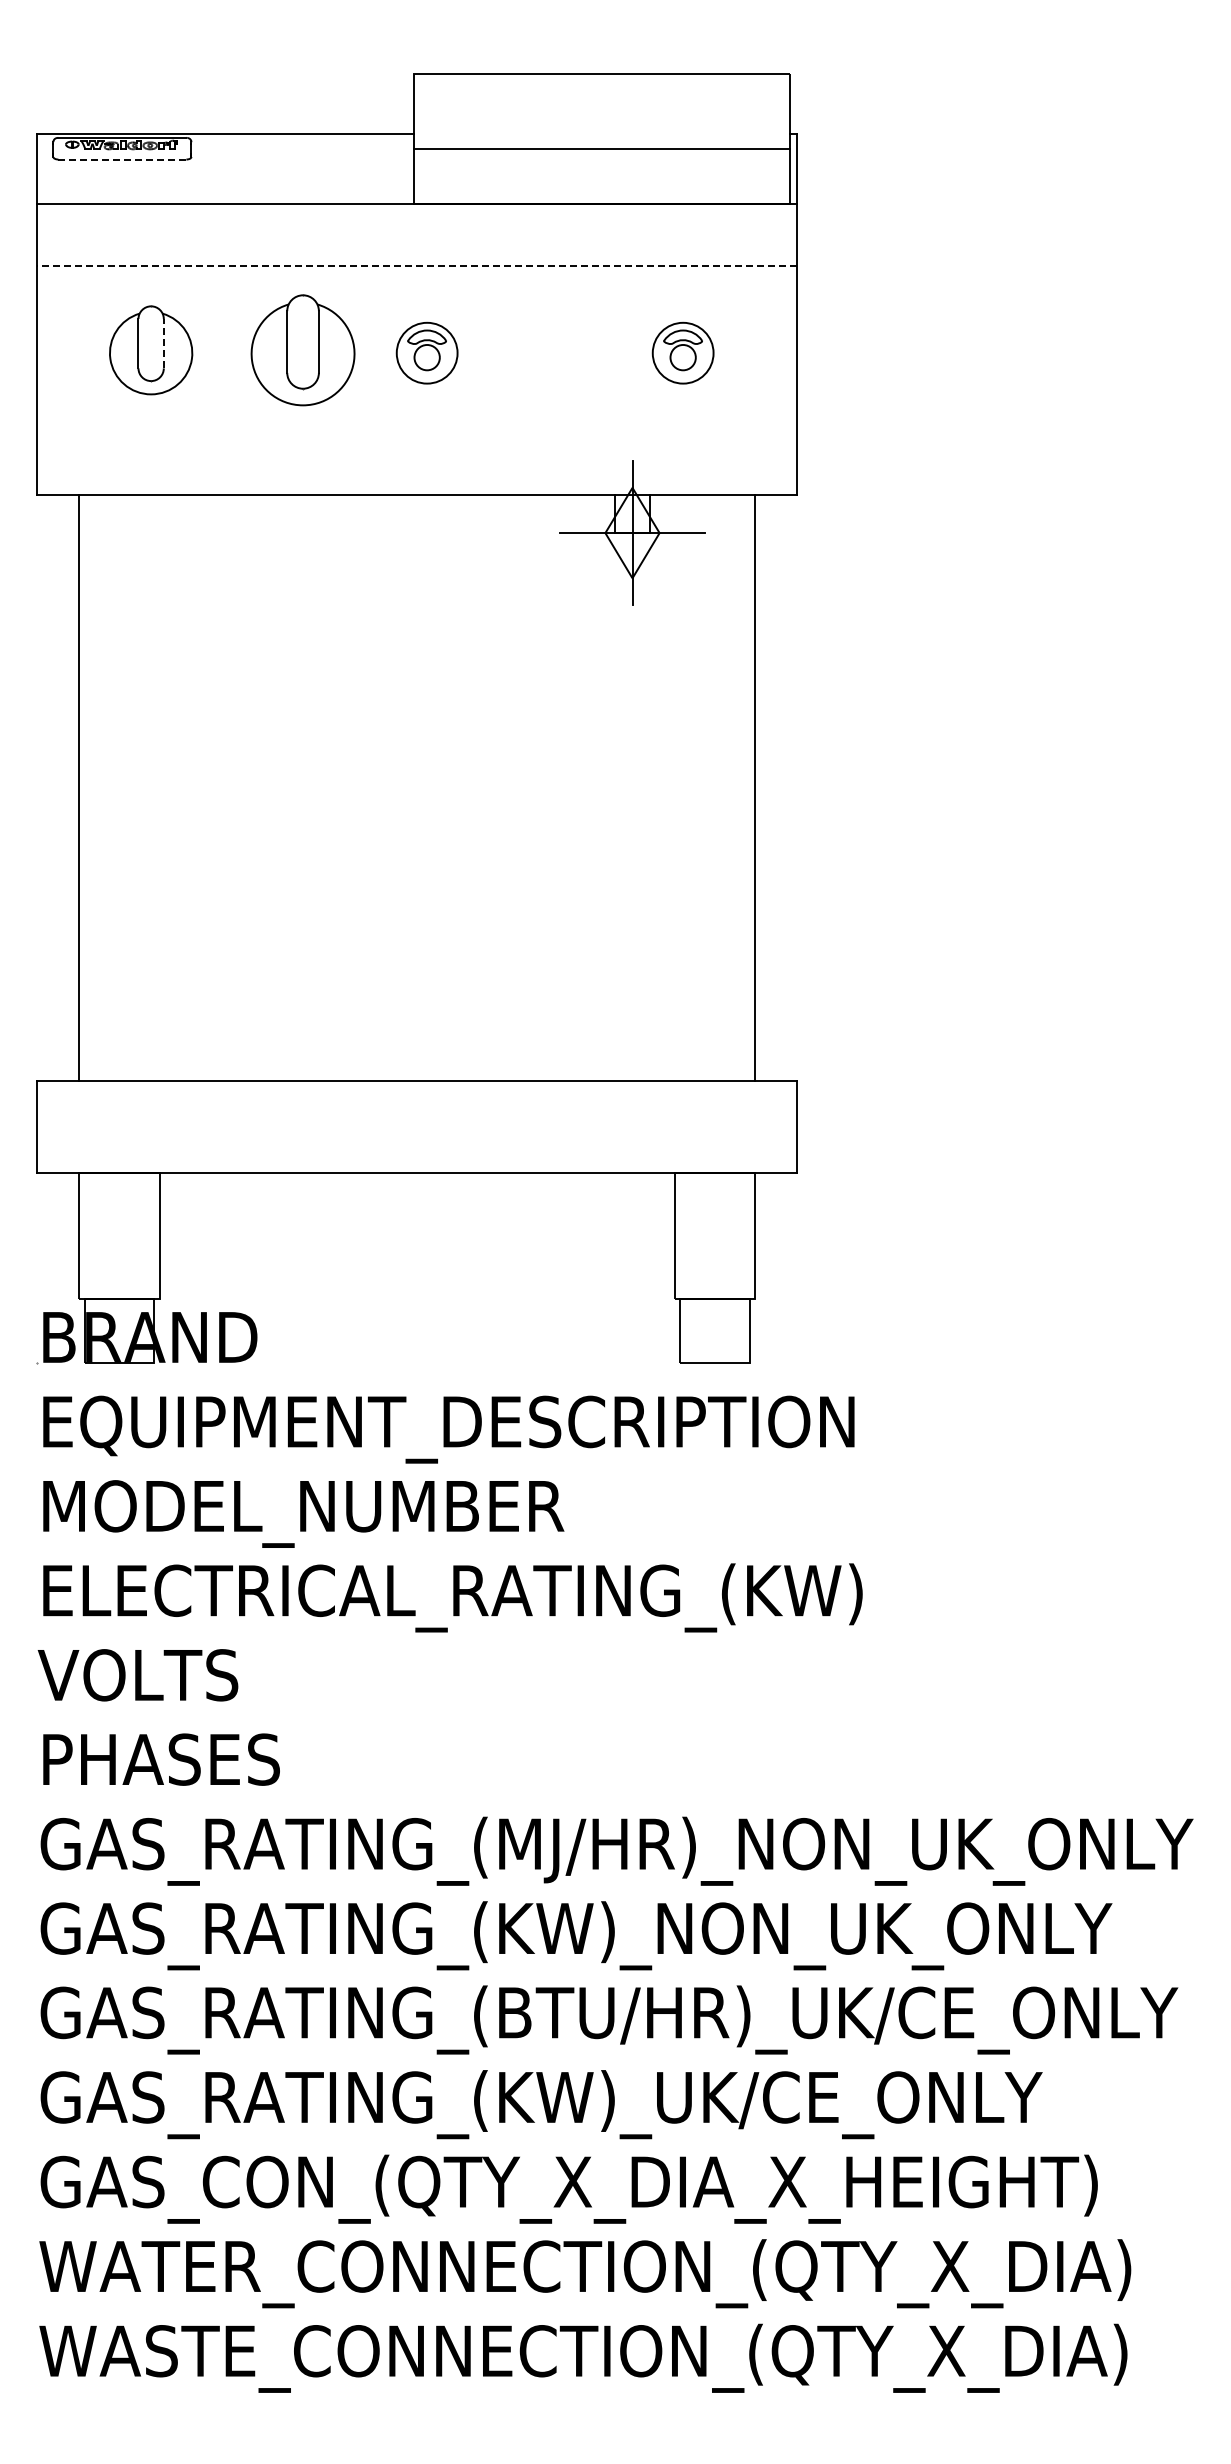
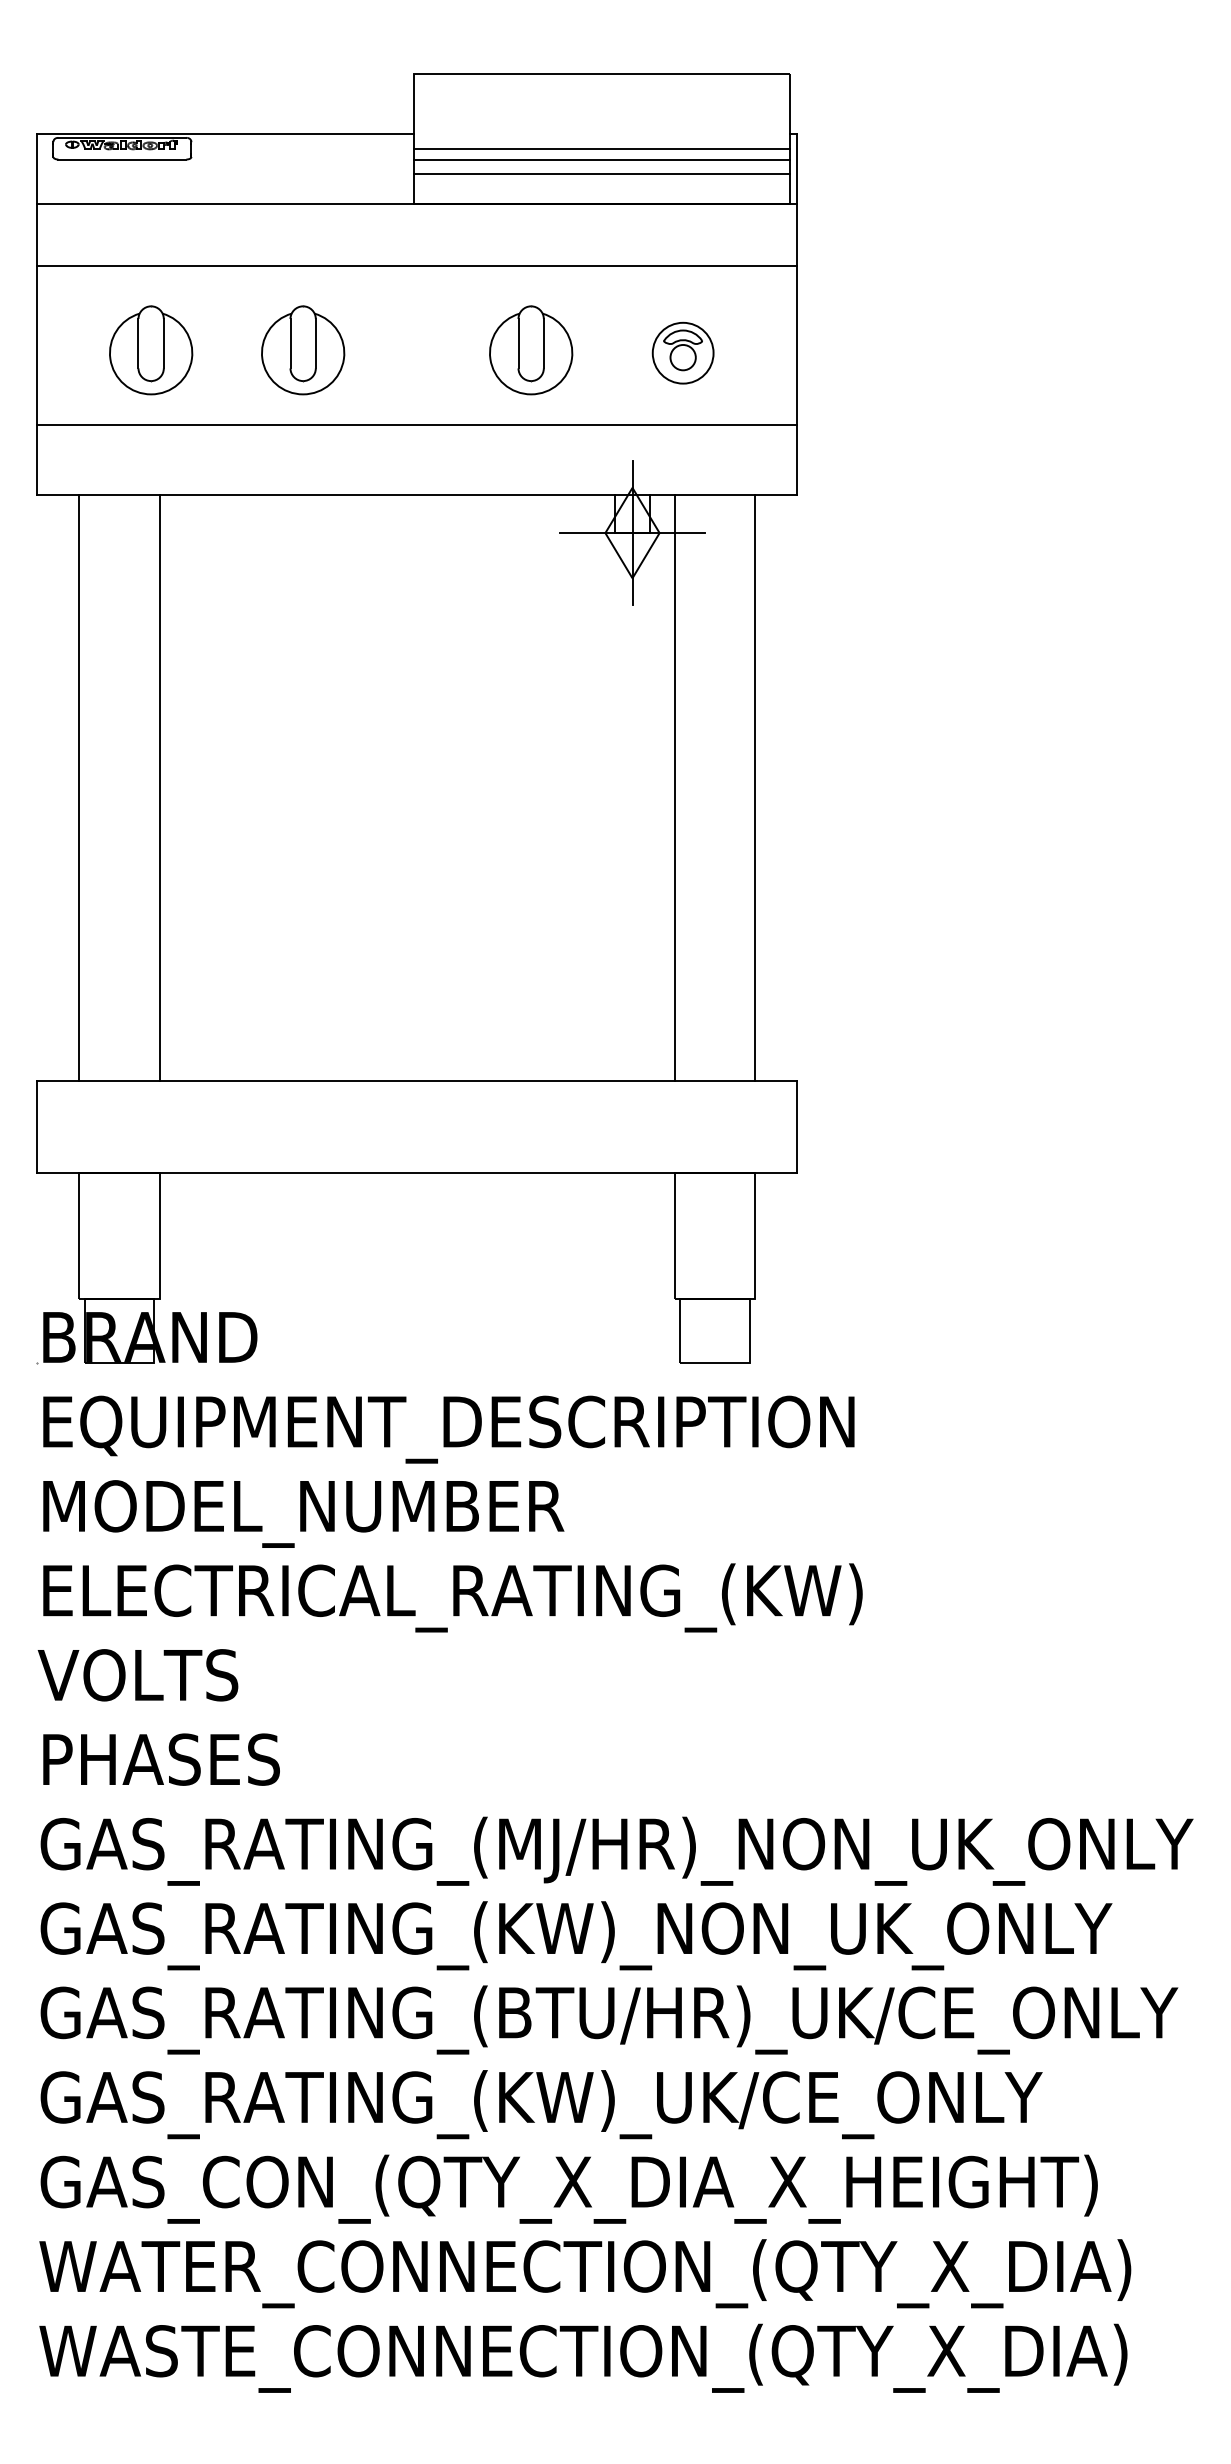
line: dashed -> solid (122, 159)
line: none -> present (601, 160)
line: none -> present (601, 174)
line: dashed -> solid (416, 265)
line: dashed -> solid (163, 343)
part size: 106x113 px -> 85x91 px (303, 350)
part: none -> present (531, 350)
part: present -> none (426, 352)
line: none -> present (417, 425)
line: none -> present (159, 787)
line: none -> present (674, 787)
